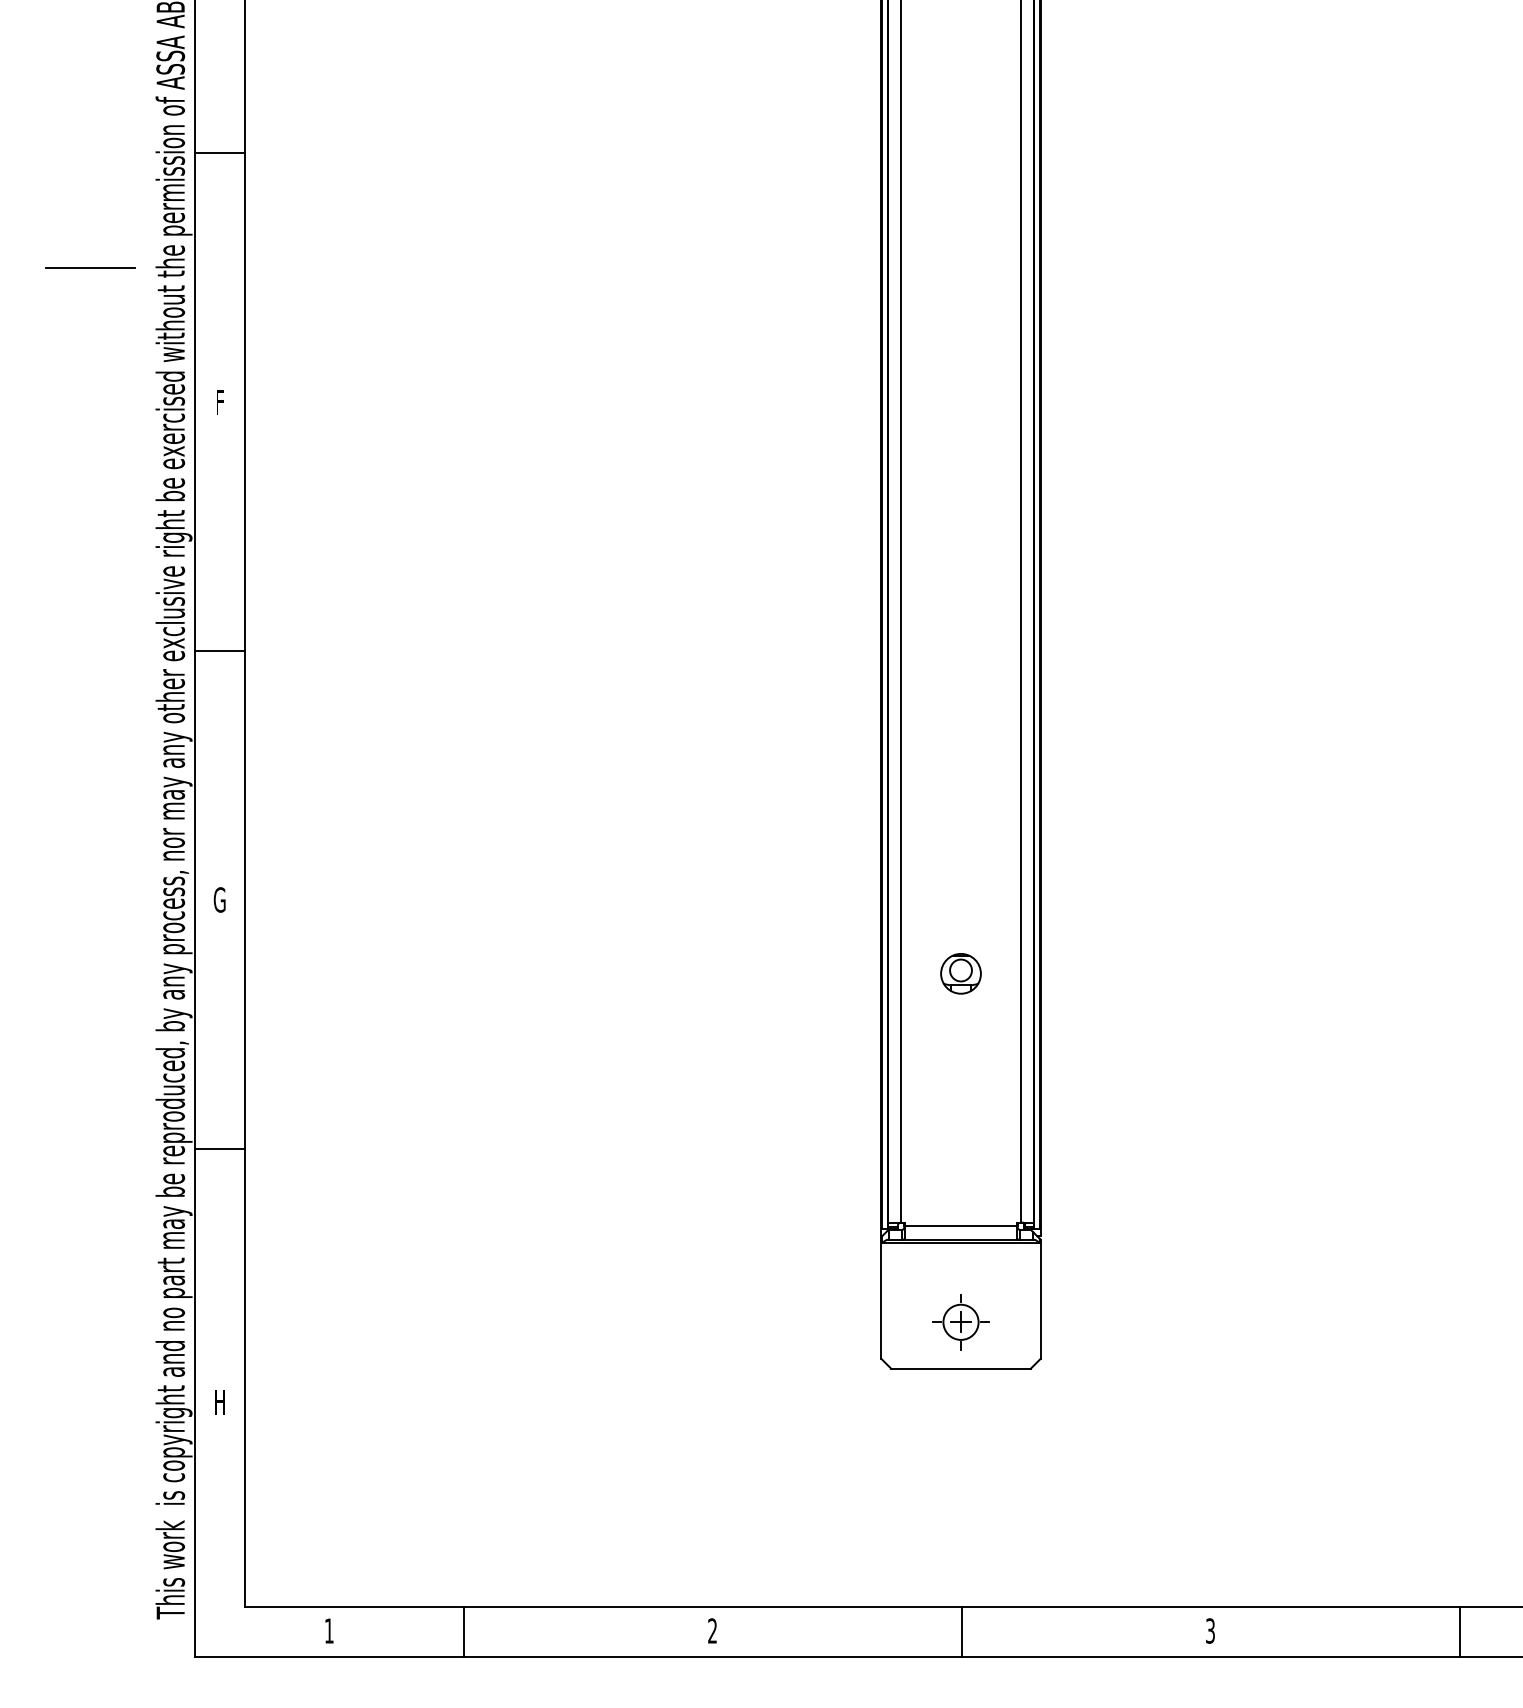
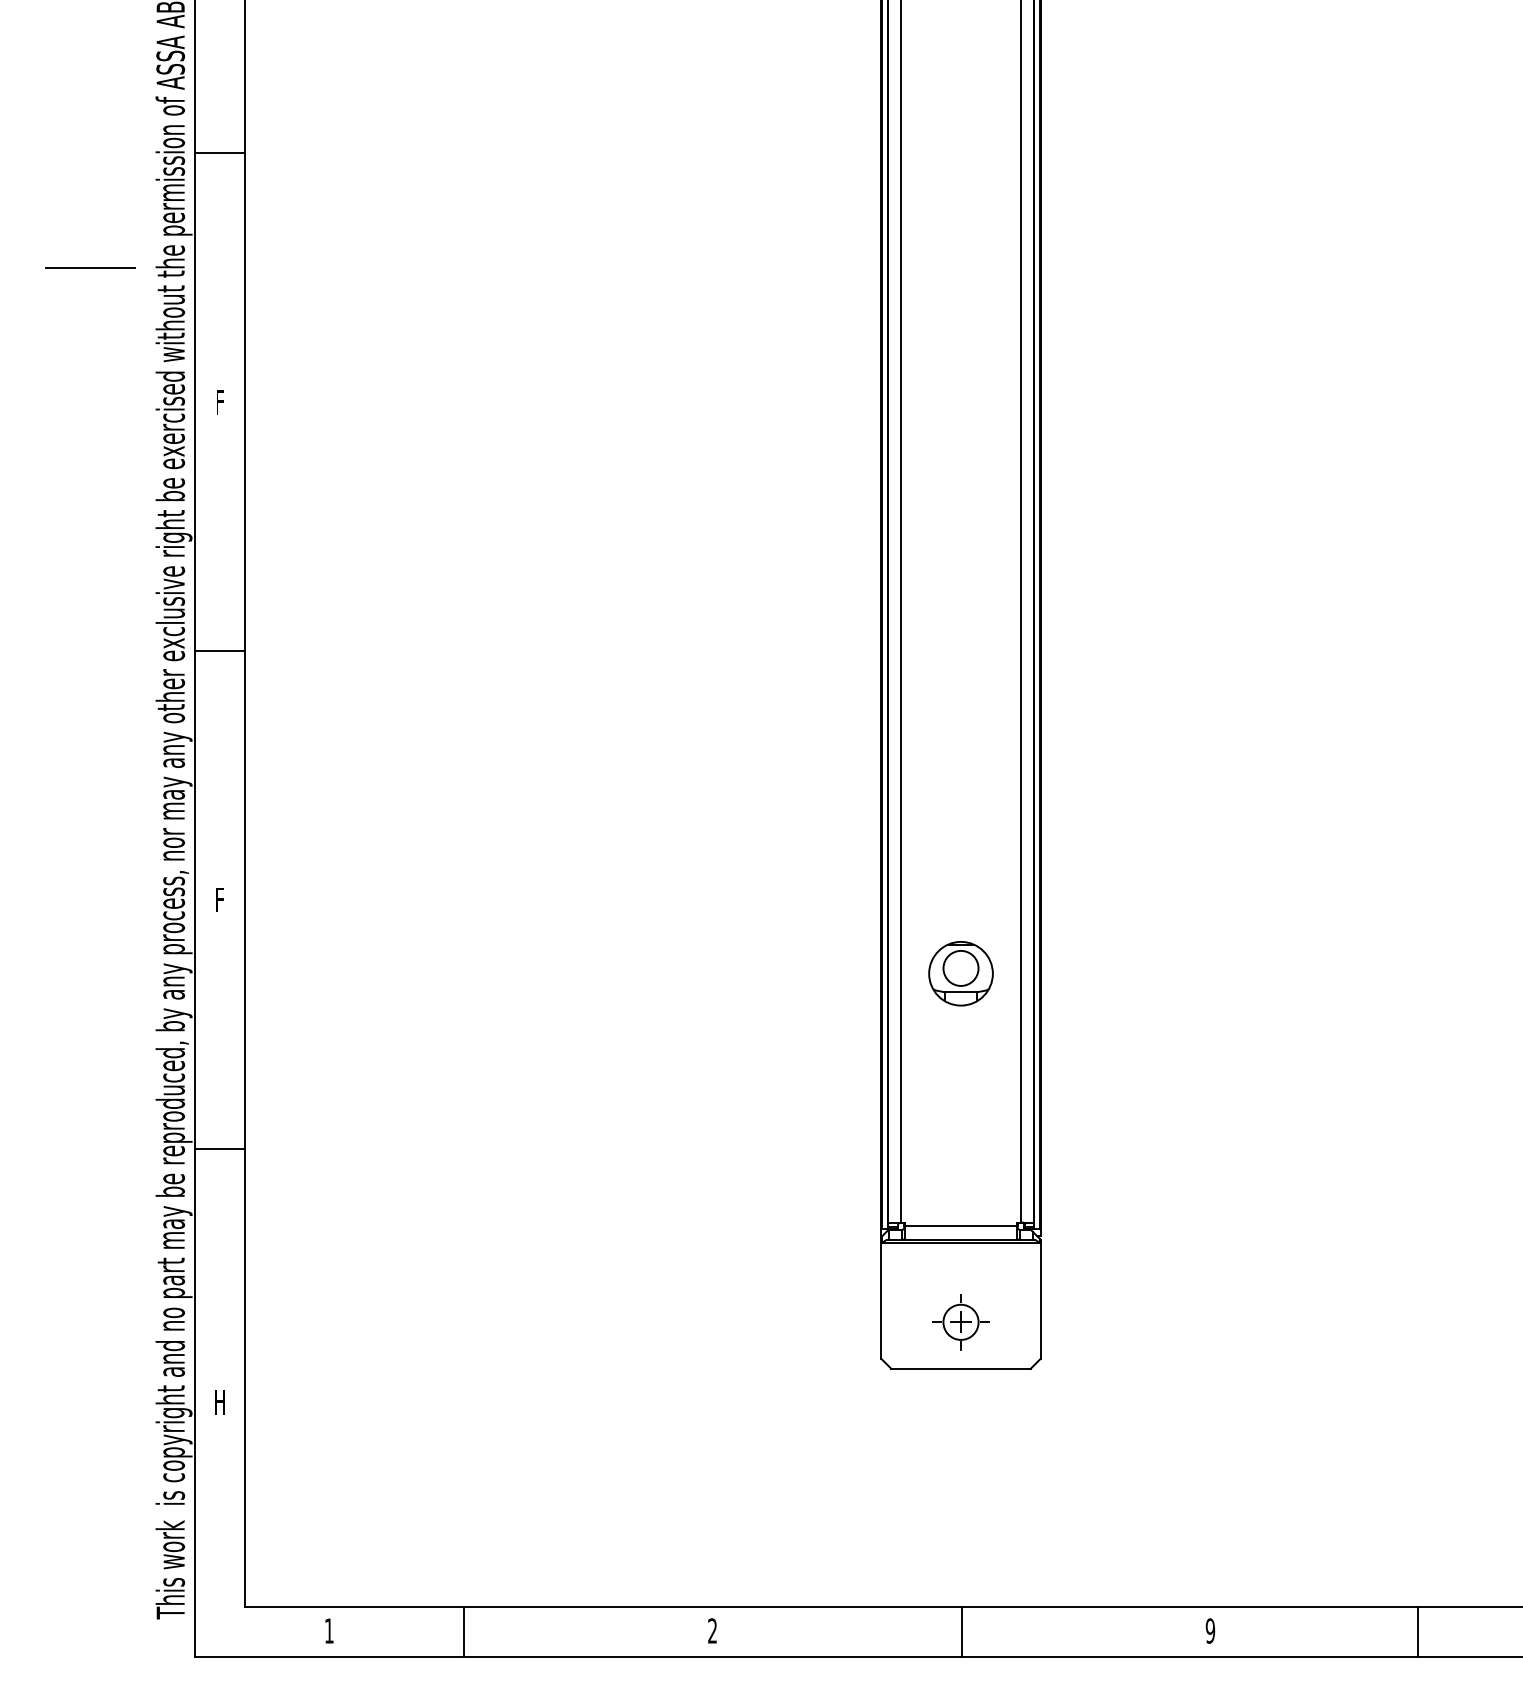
text: G -> F (219, 899)
part size: 42x42 px -> 66x66 px (960, 973)
text: 3 -> 9 (1210, 1630)
line position: (1459, 1631) -> (1417, 1631) (1417, 1631)
